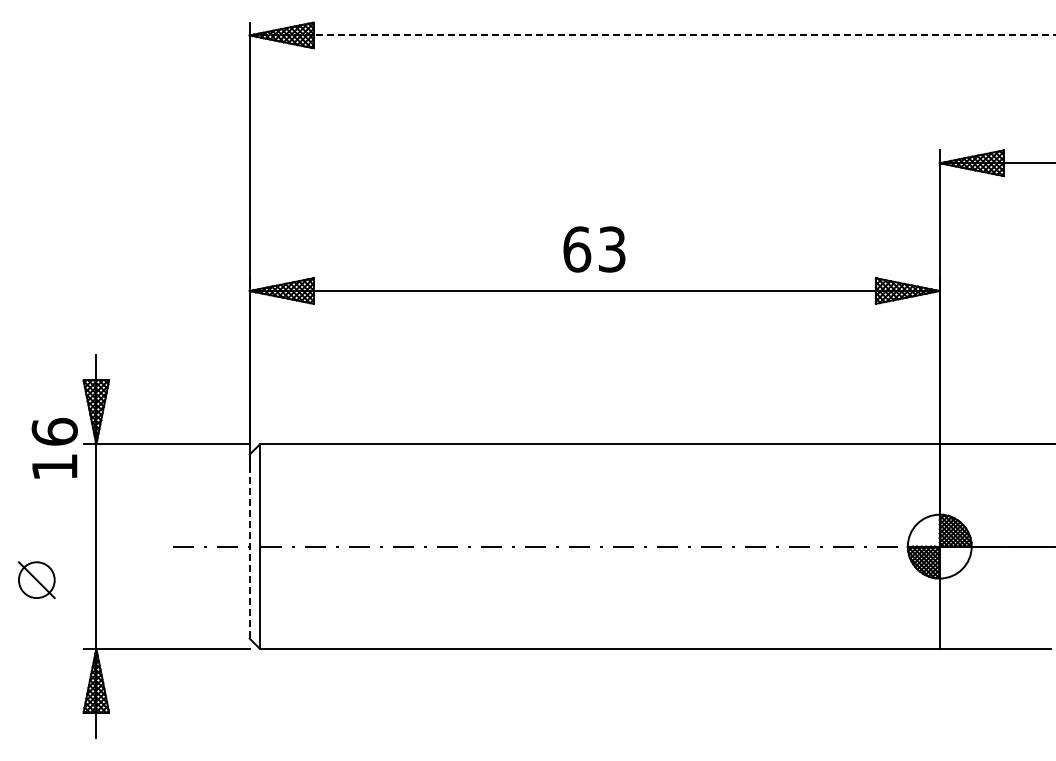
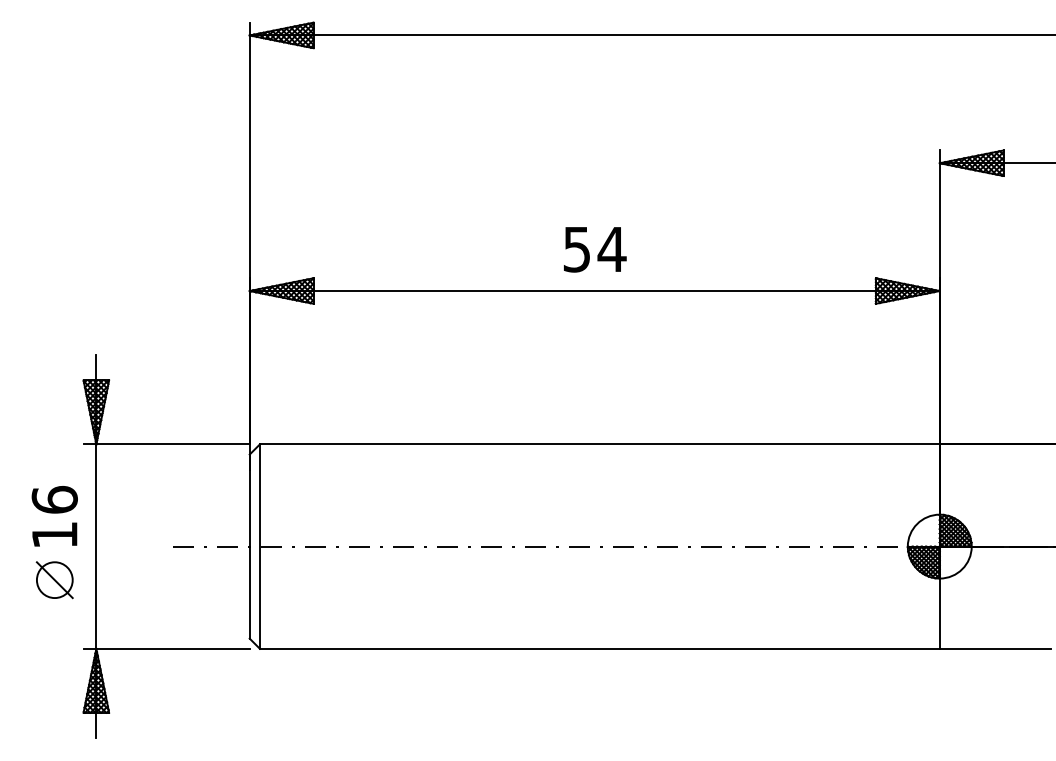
line: dashed -> solid (652, 35)
text: 63 -> 54 (594, 249)
text position: (54, 448) -> (54, 516) (54, 516)
line: dashed -> solid (249, 547)
part position: (36, 580) -> (54, 580) (54, 580)
